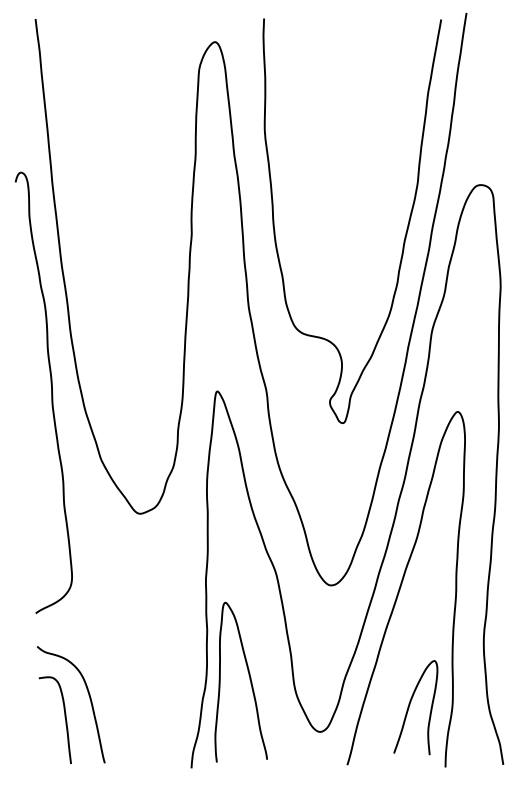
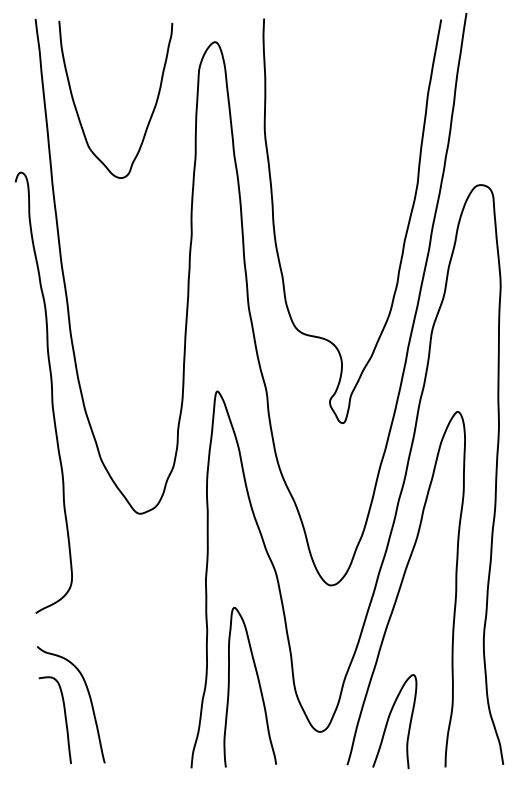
curve: none -> present (150, 115)
curve position: (249, 679) -> (258, 684) (258, 684)
curve position: (410, 705) -> (389, 719) (389, 719)
